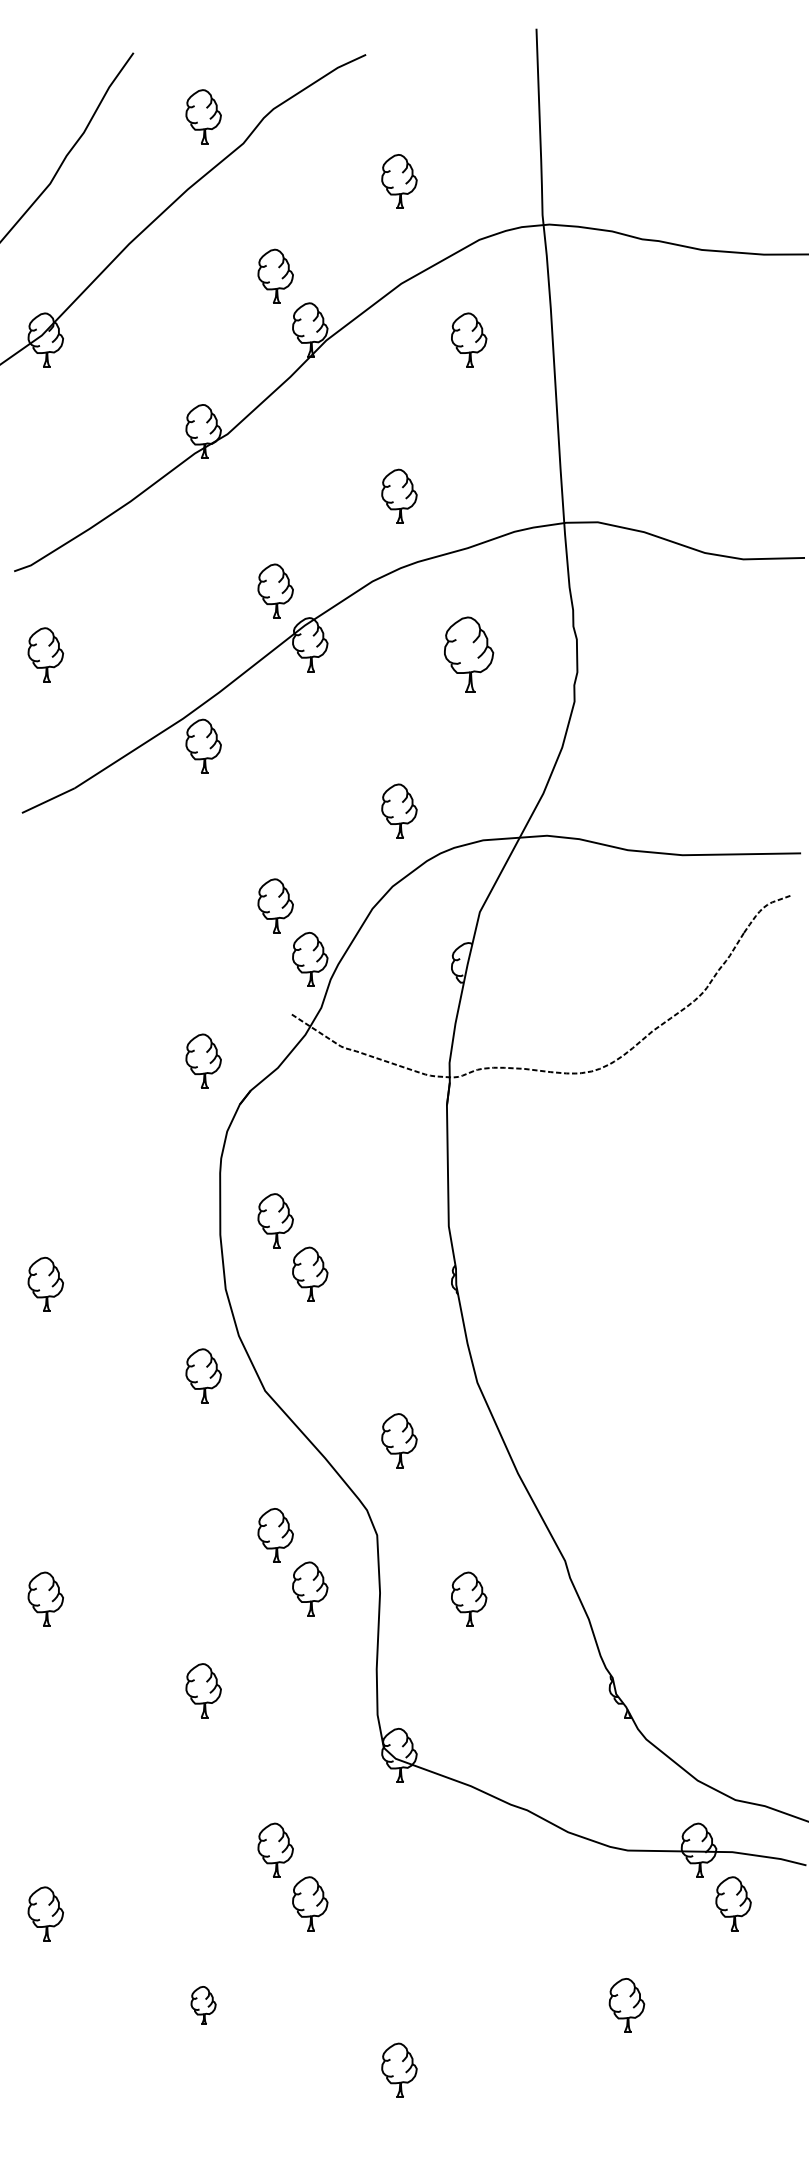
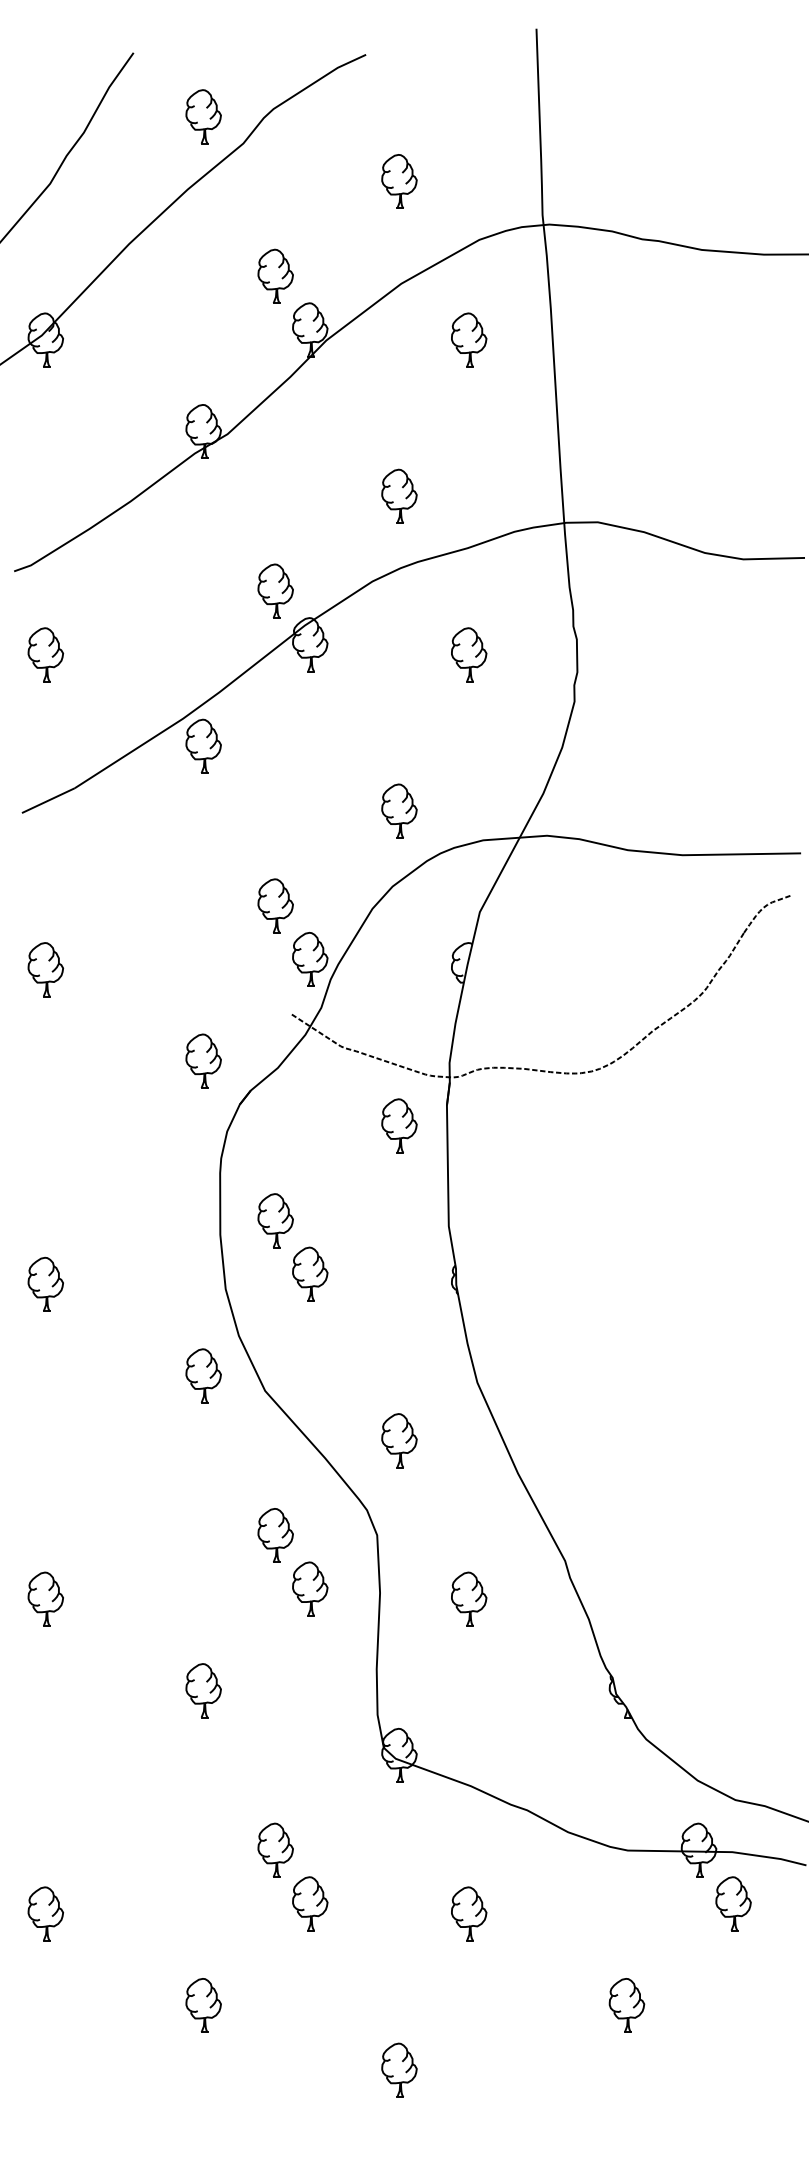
part size: 51x77 px -> 37x56 px (469, 654)
part: none -> present (45, 969)
part: none -> present (399, 1125)
part: none -> present (469, 1913)
part size: 27x39 px -> 37x55 px (203, 2005)
